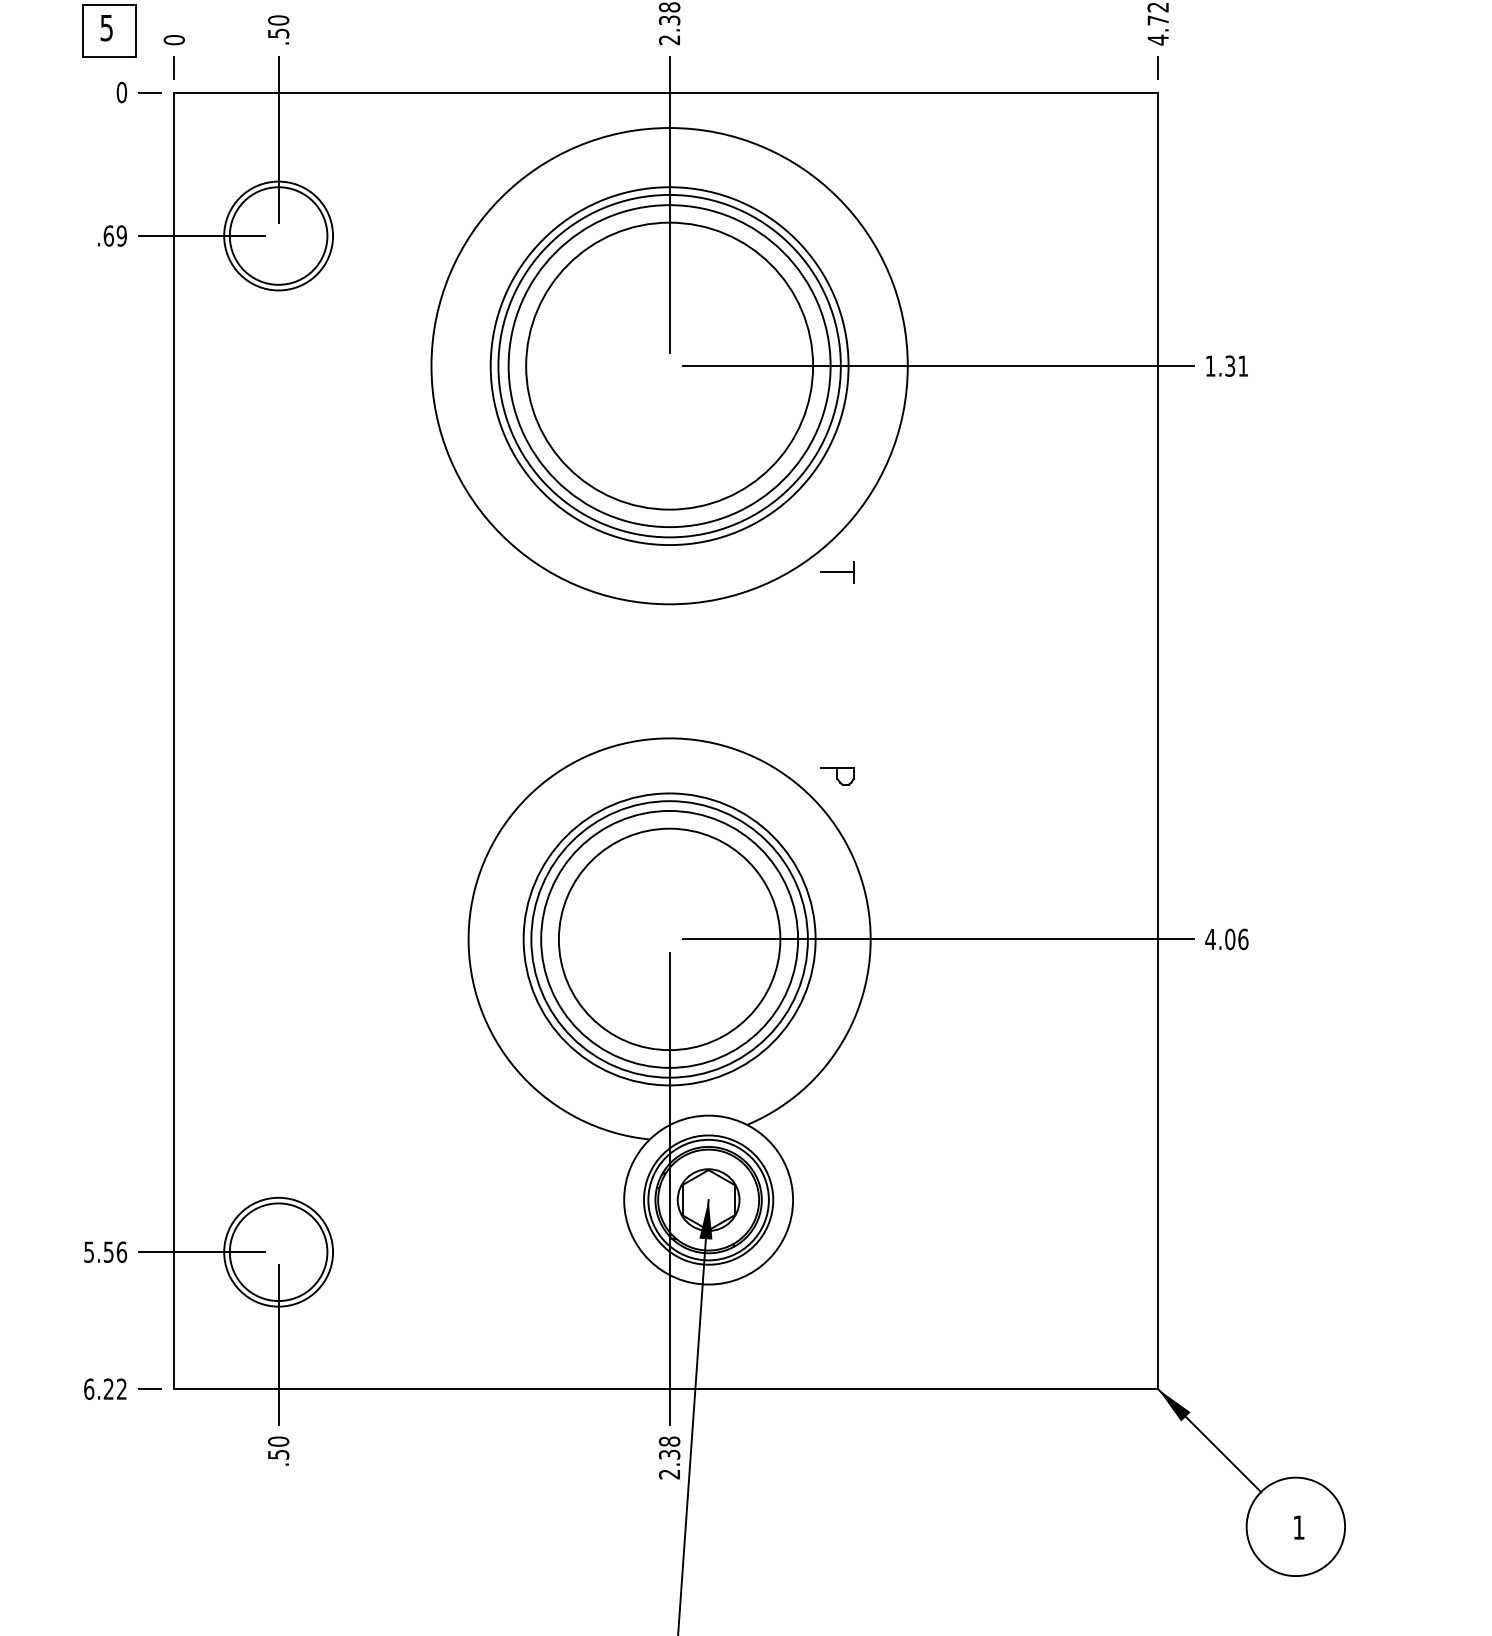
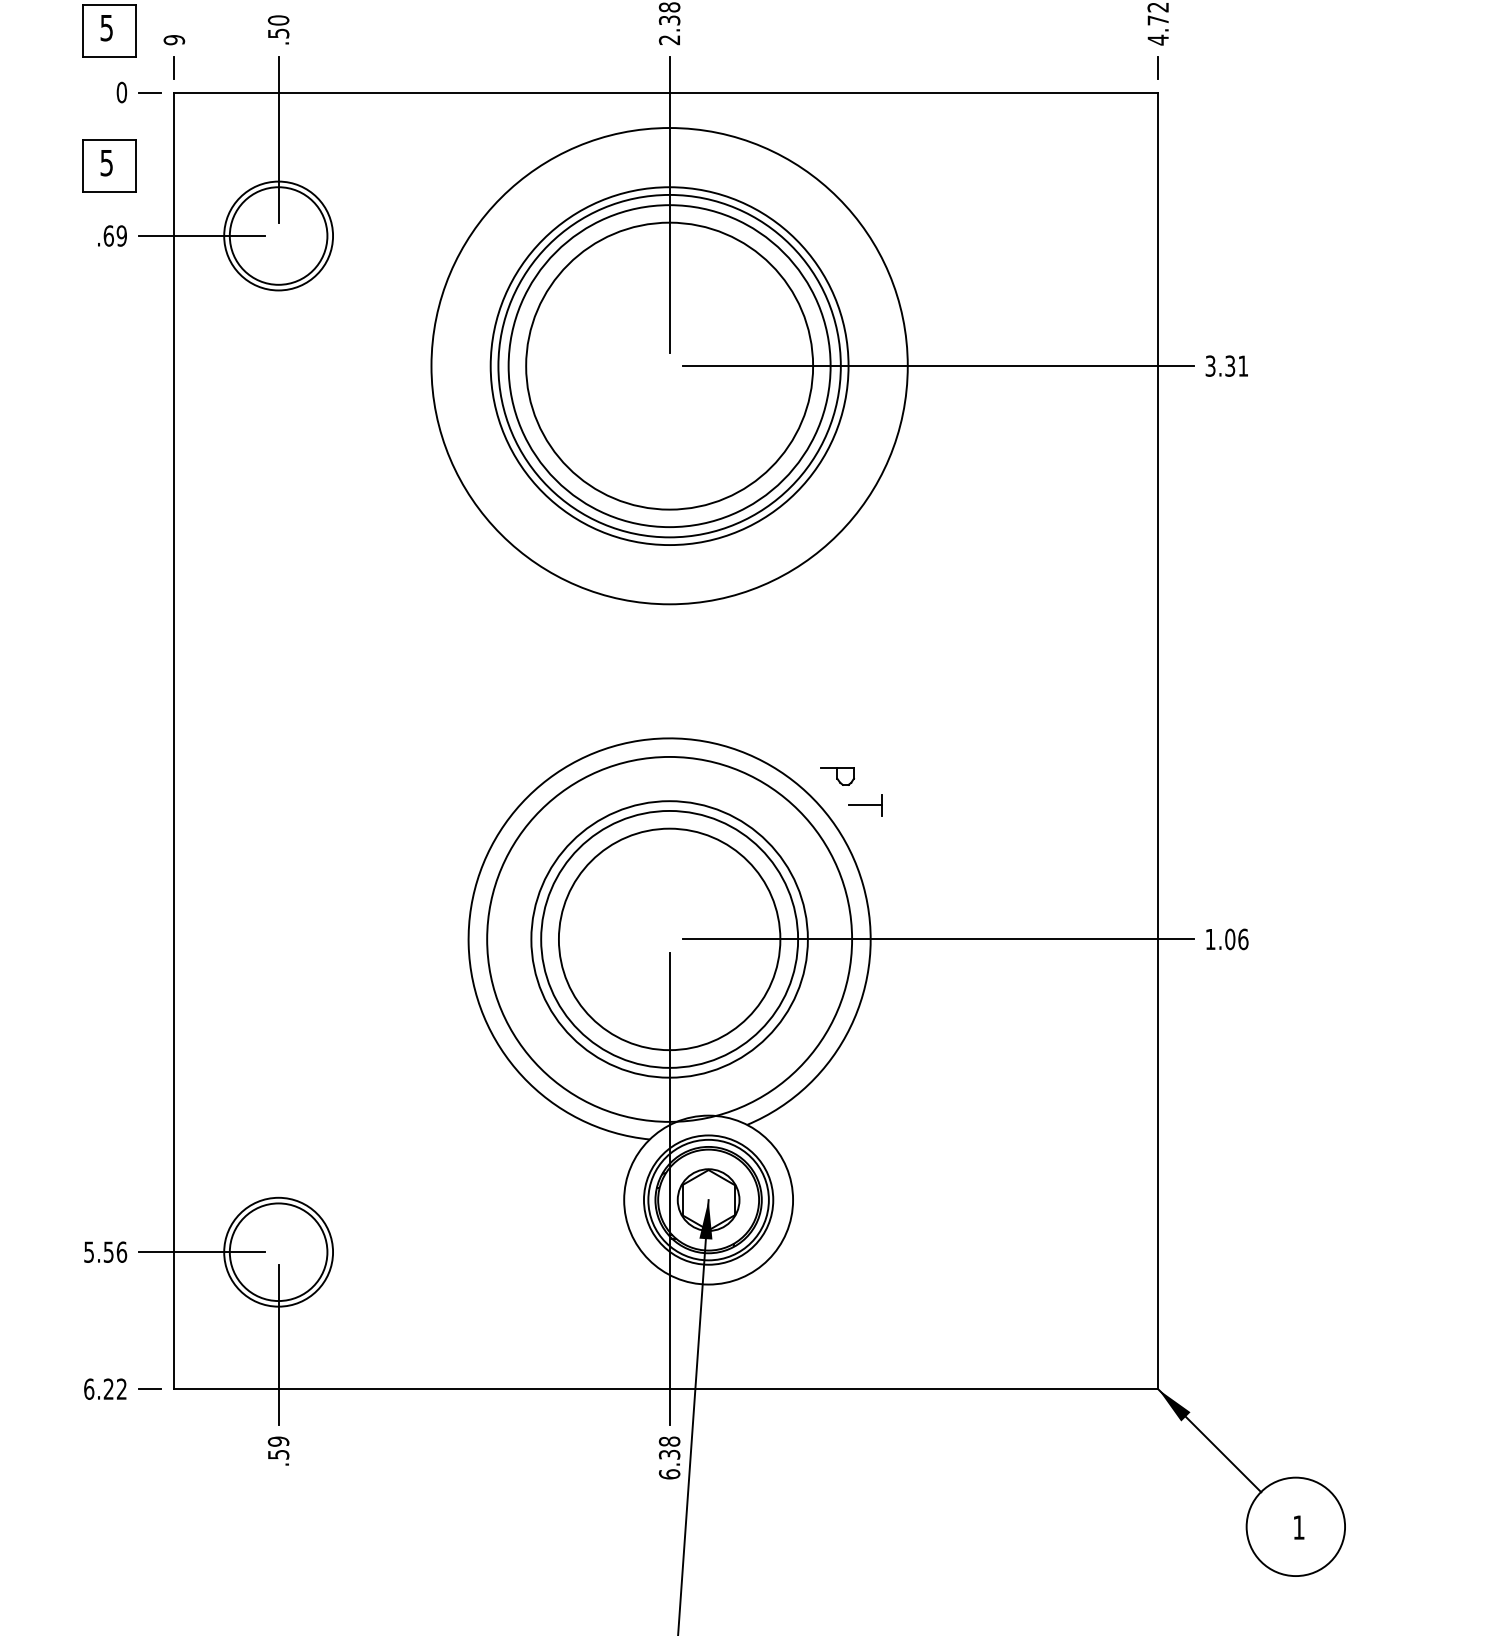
text: 0 -> 9 (174, 40)
part: none -> present (109, 165)
text: 1.31 -> 3.31 (1210, 365)
part position: (837, 572) -> (865, 805) (865, 805)
circle diameter: 292 px -> 365 px (669, 938)
text: 4.06 -> 1.06 (1210, 939)
text: .50 -> .59 (278, 1441)
text: 2.38 -> 6.38 (669, 1474)
